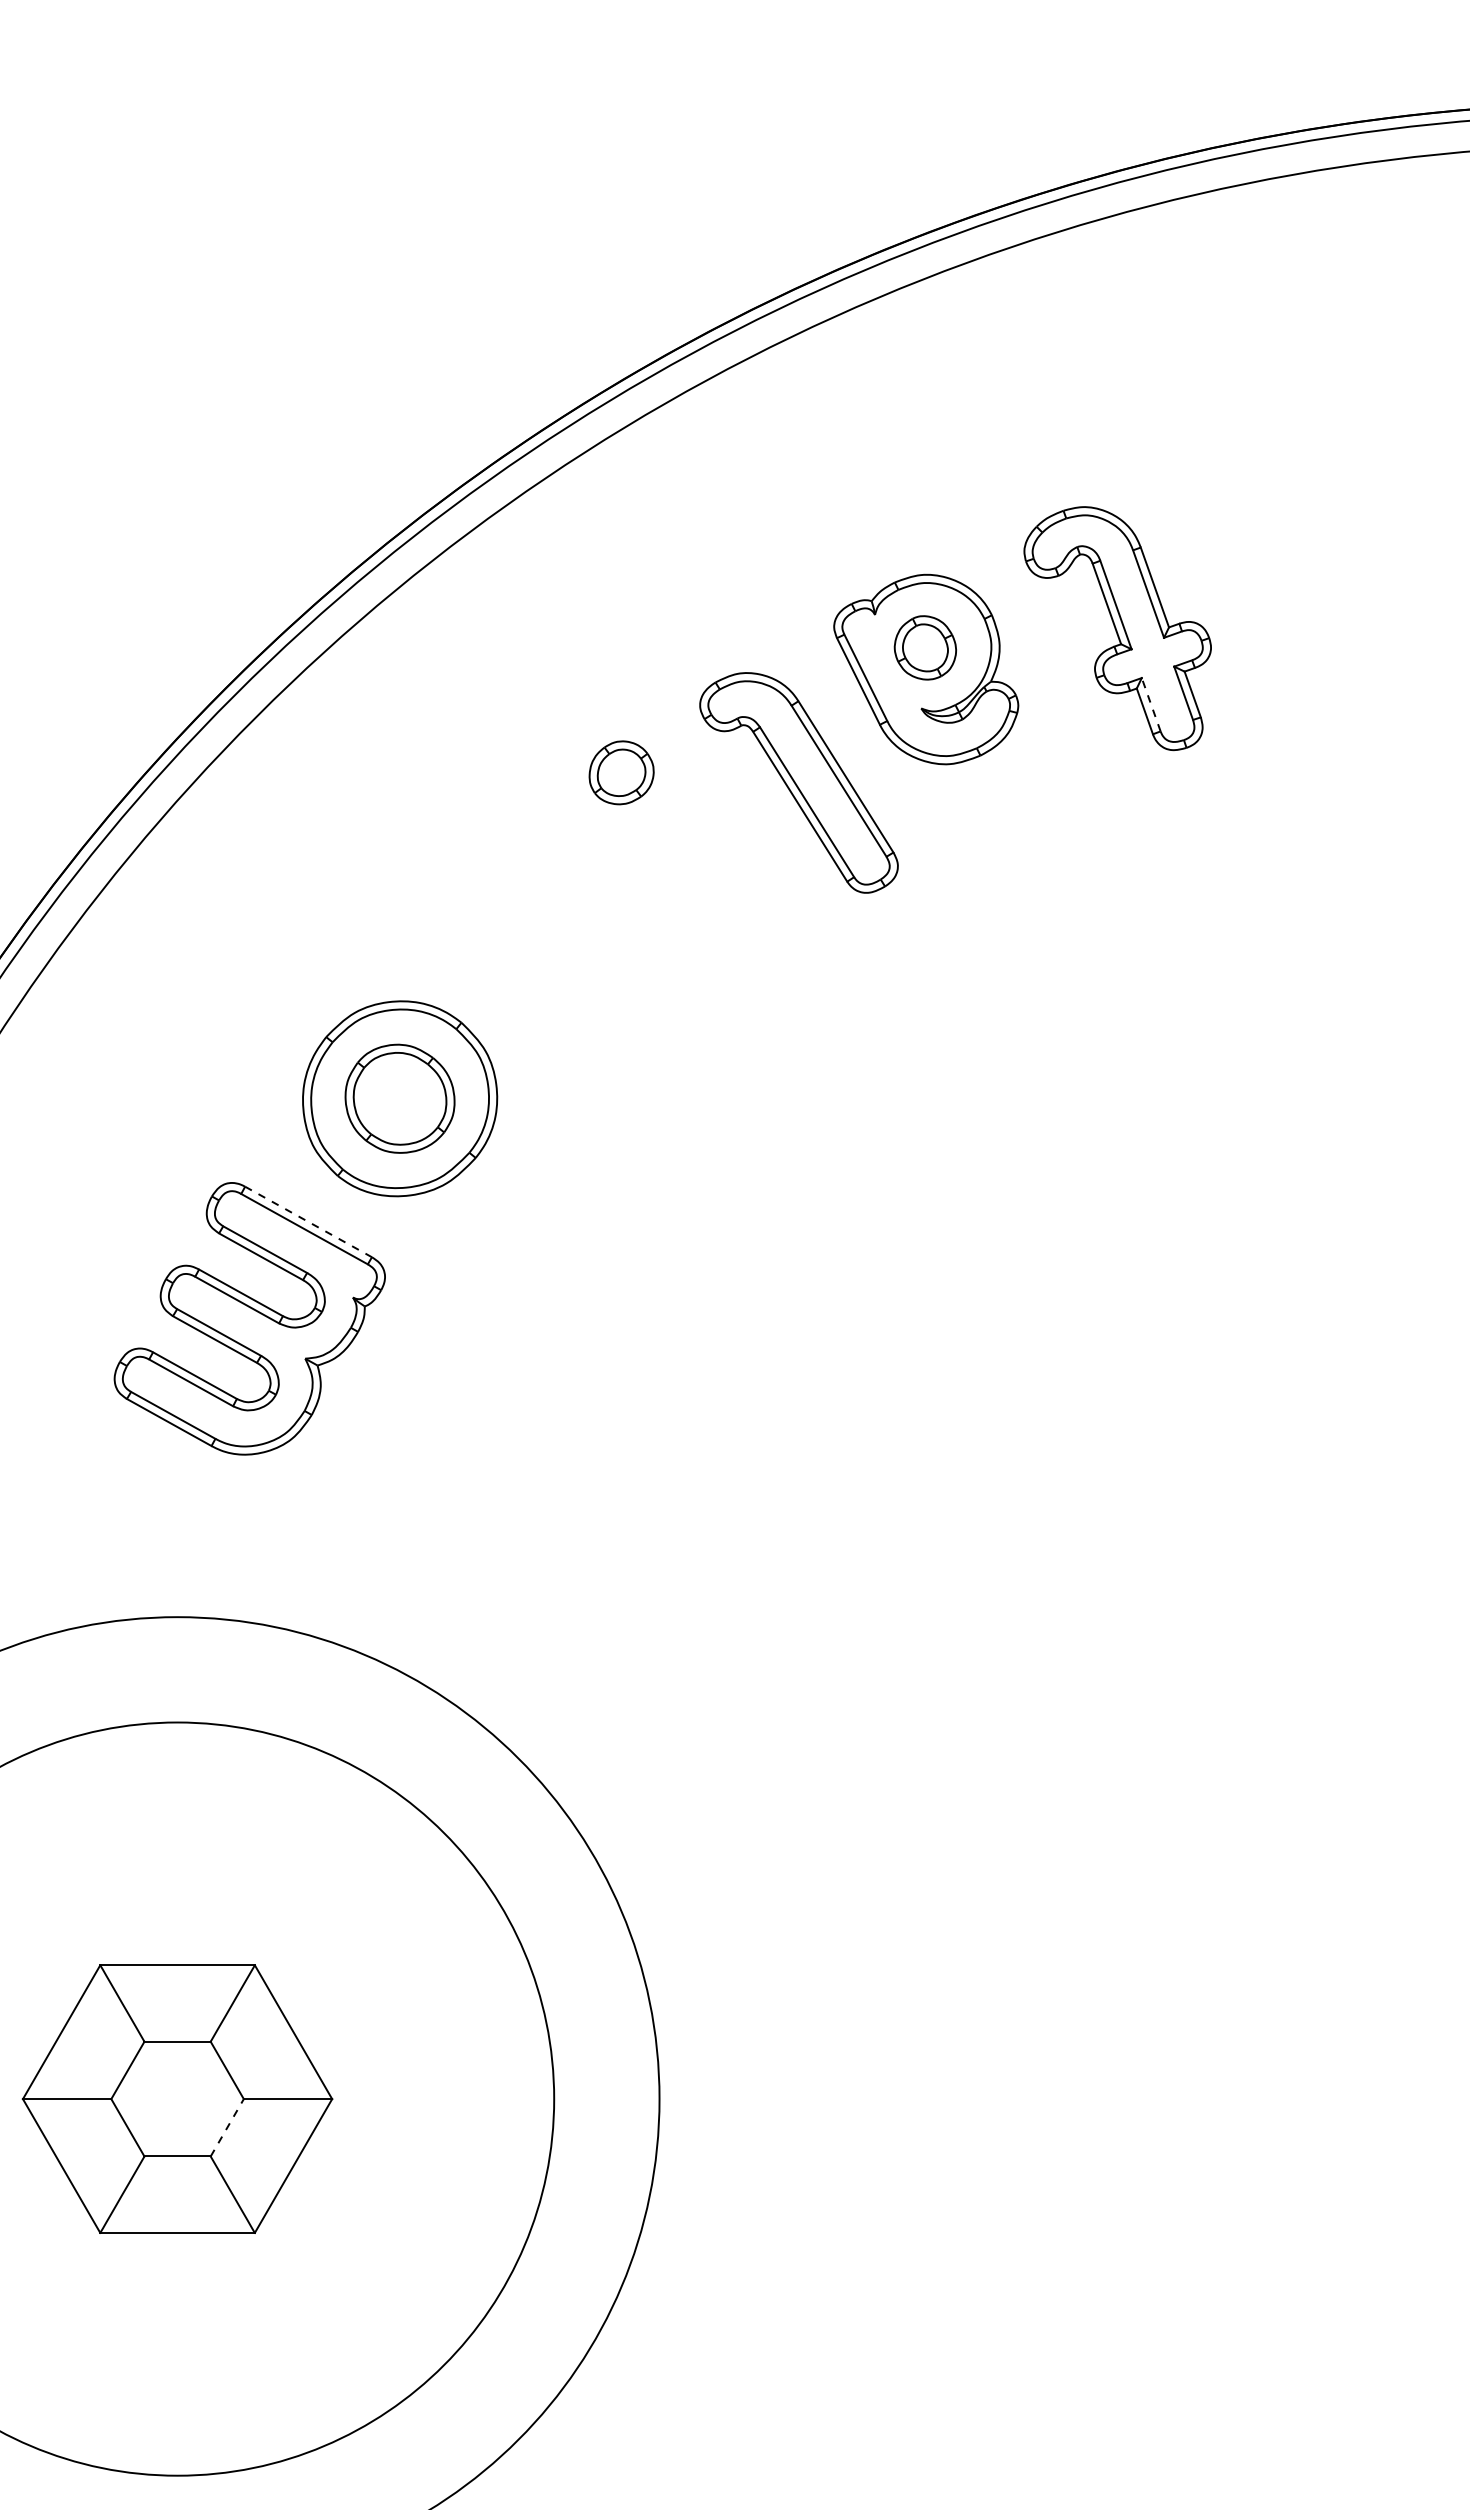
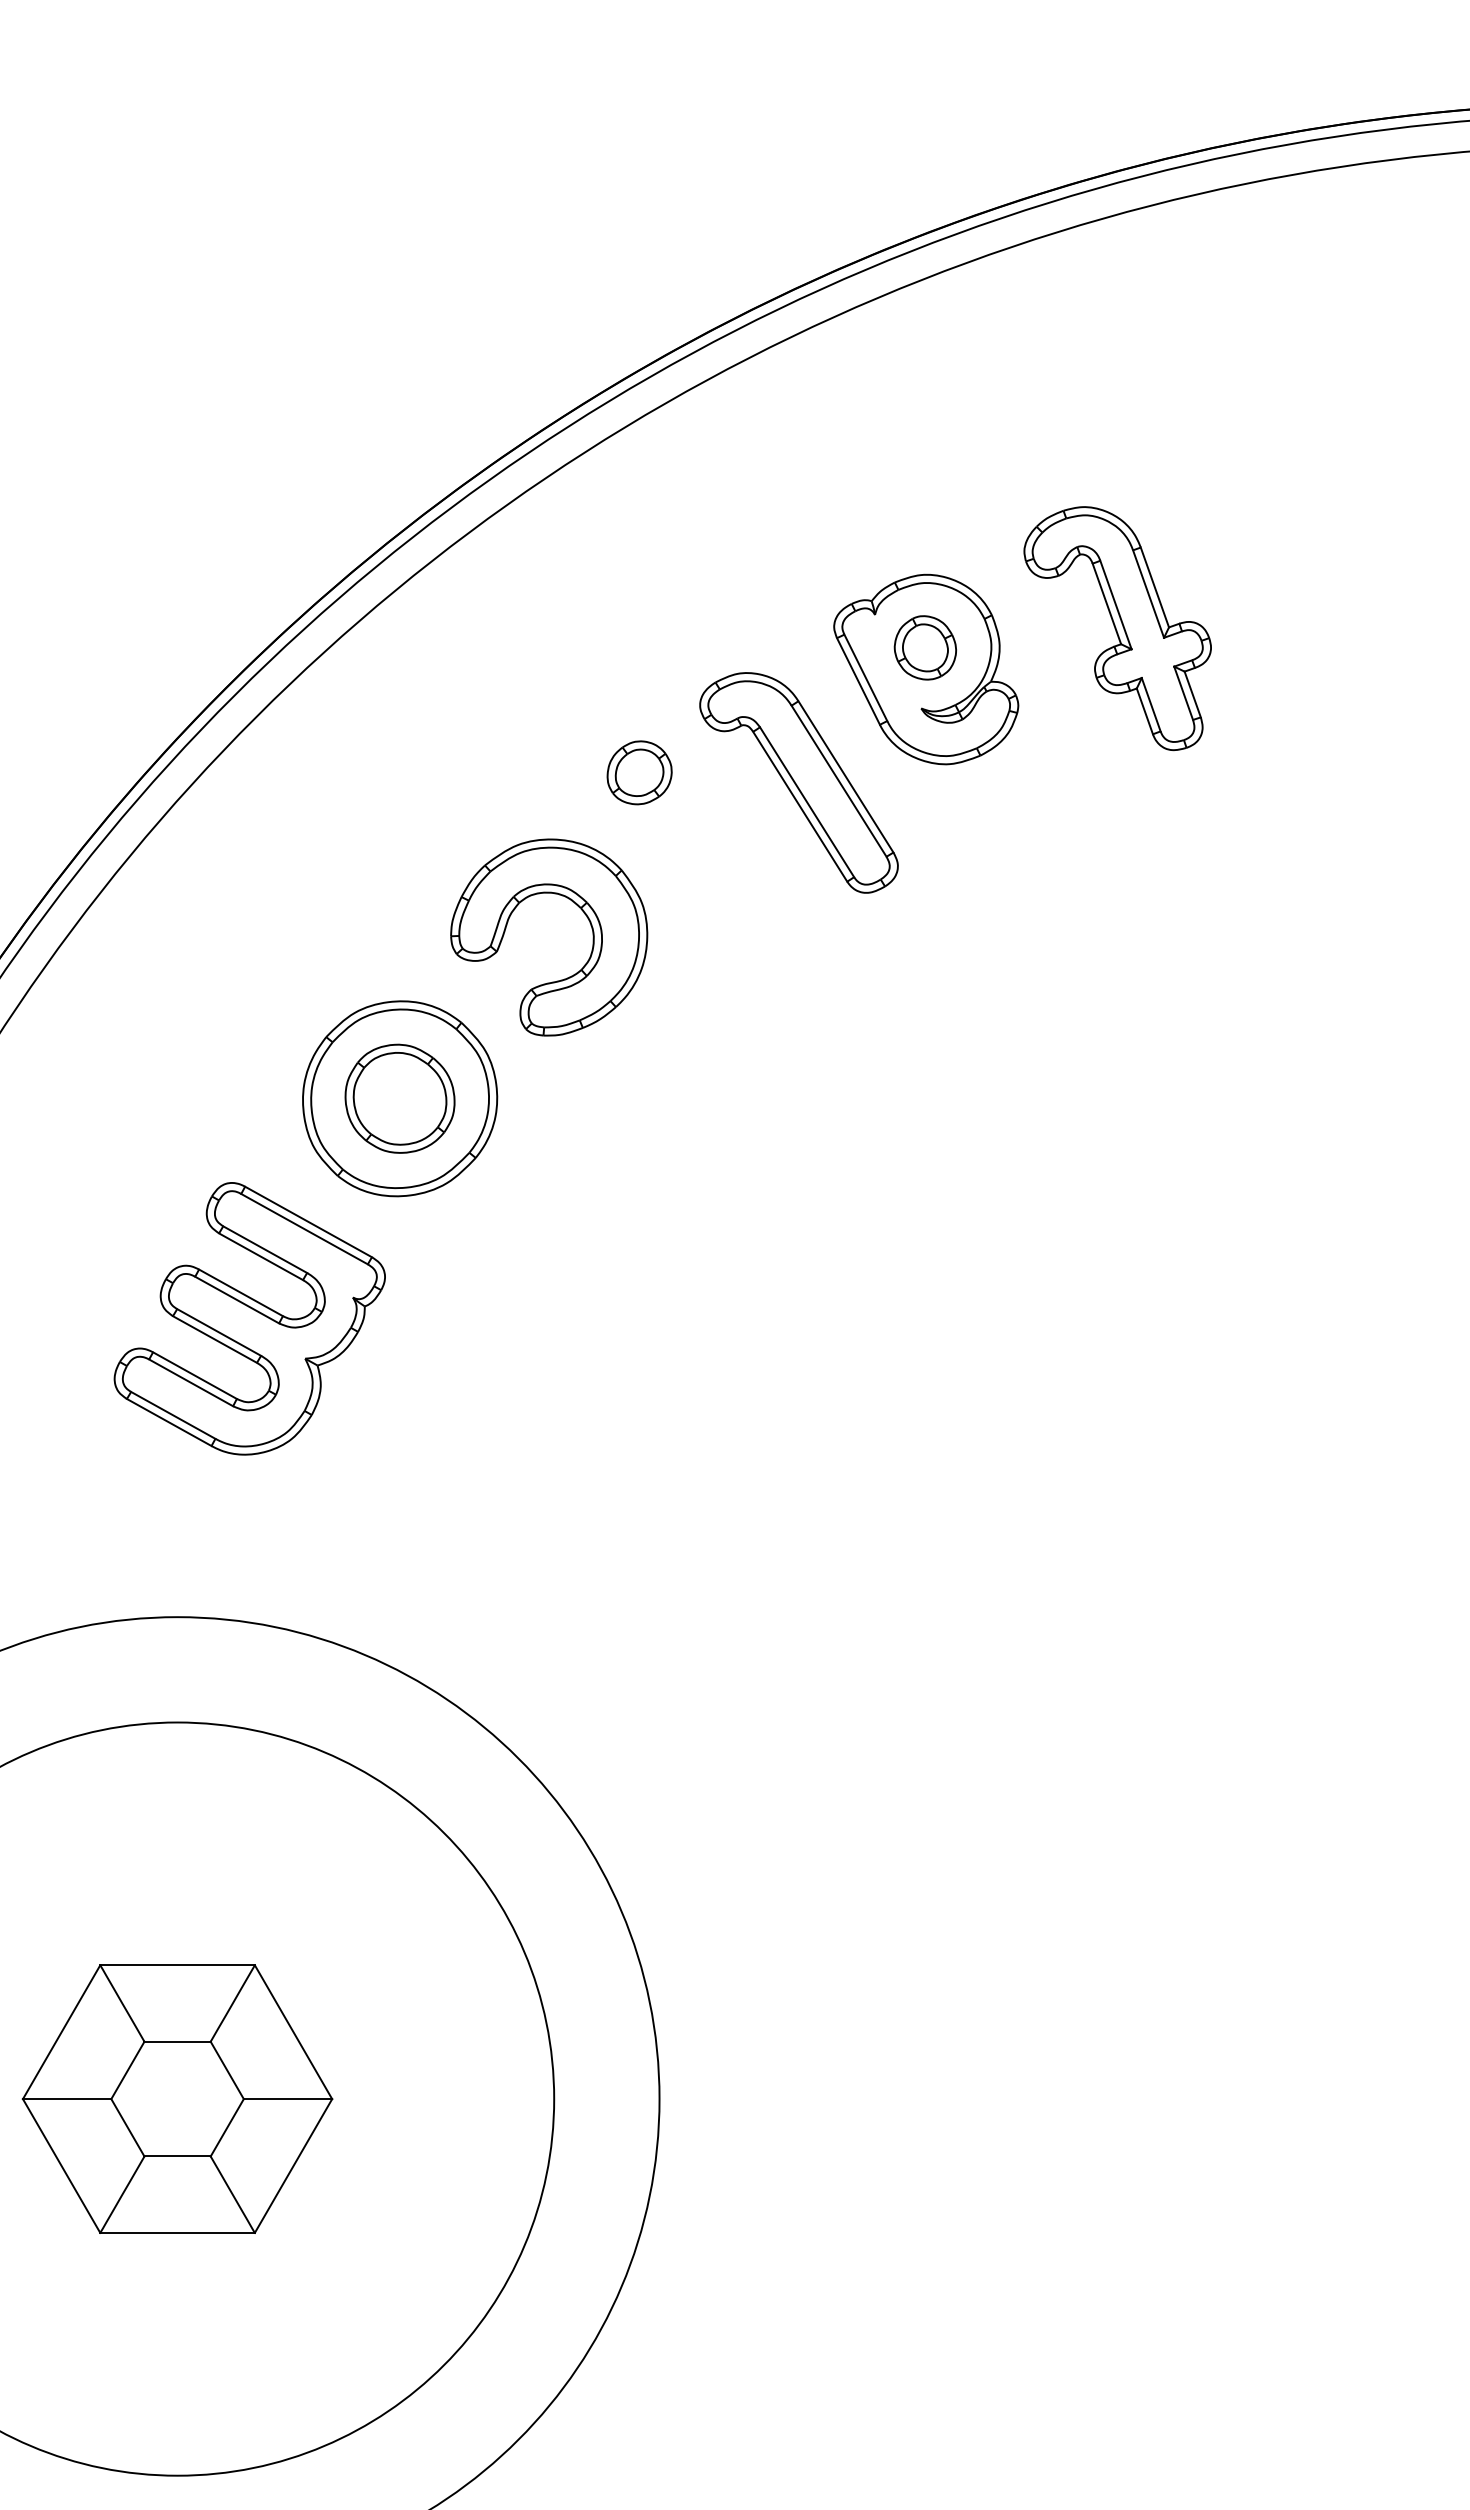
line: dashed -> solid (1151, 704)
part position: (621, 772) -> (639, 772) (639, 772)
part: none -> present (578, 907)
line: dashed -> solid (308, 1221)
line: dashed -> solid (227, 2127)
